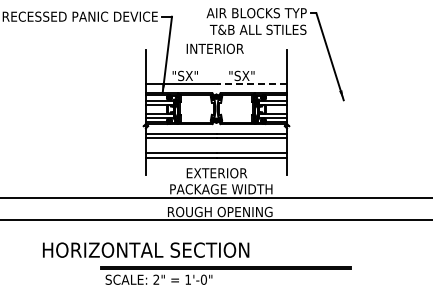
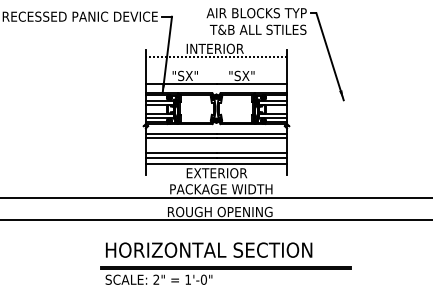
line: none -> present (216, 57)
line: dashed -> solid (251, 84)
line: none -> present (216, 164)
text position: (146, 249) -> (209, 249) (209, 249)
